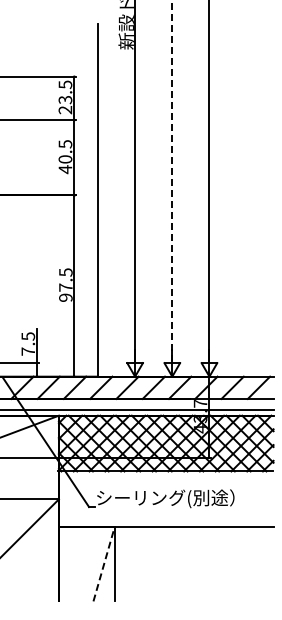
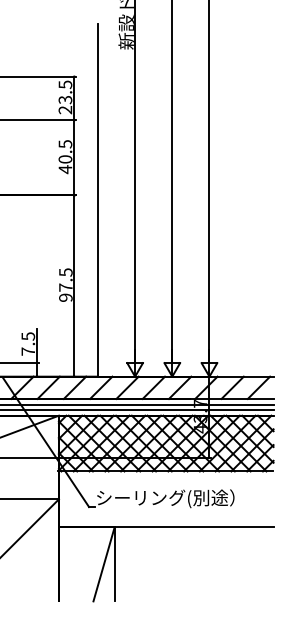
line: dashed -> solid (172, 181)
line: none -> present (137, 404)
line: dashed -> solid (104, 564)
